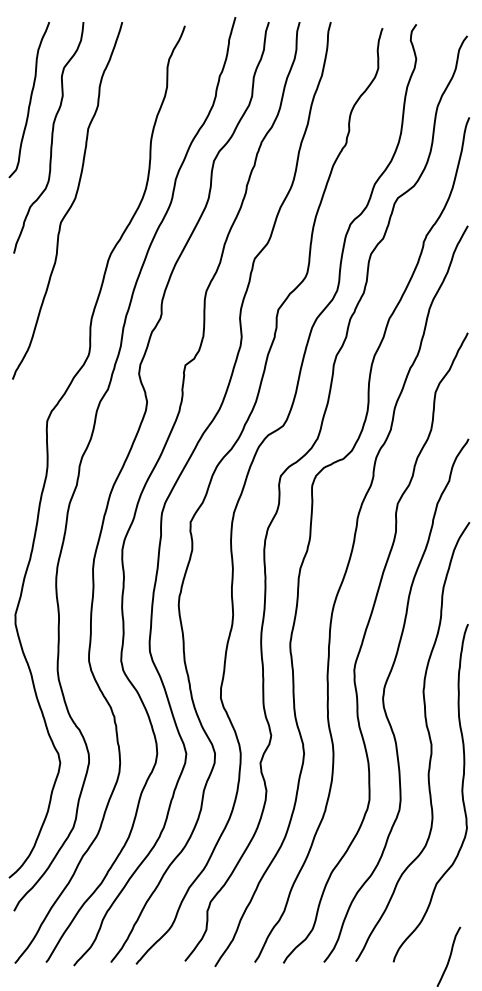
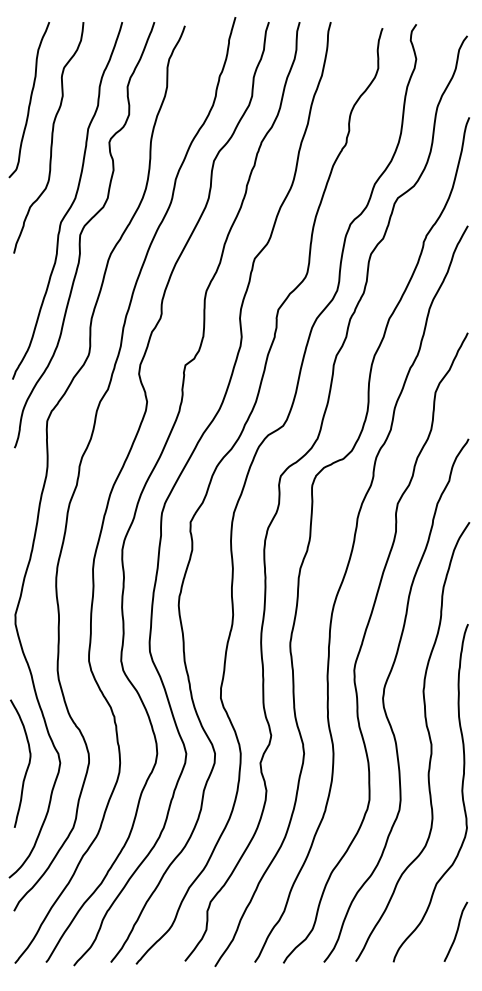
curve: none -> present (81, 235)
curve: none -> present (27, 765)
curve position: (449, 956) -> (456, 931) (456, 931)
